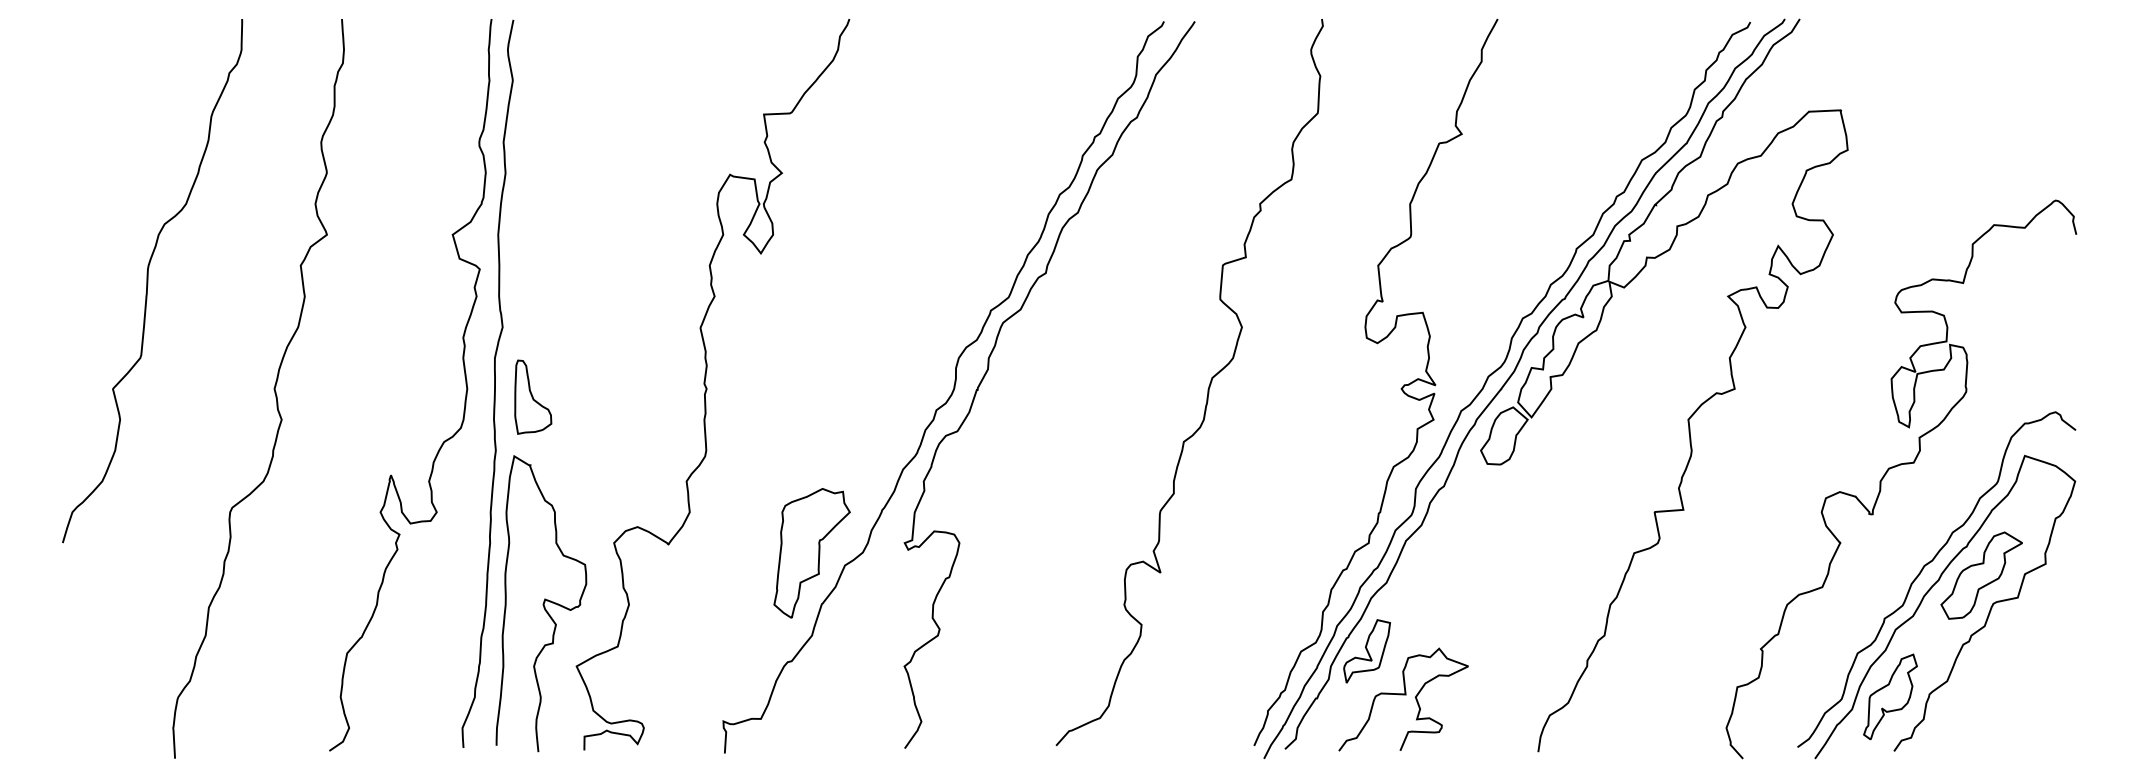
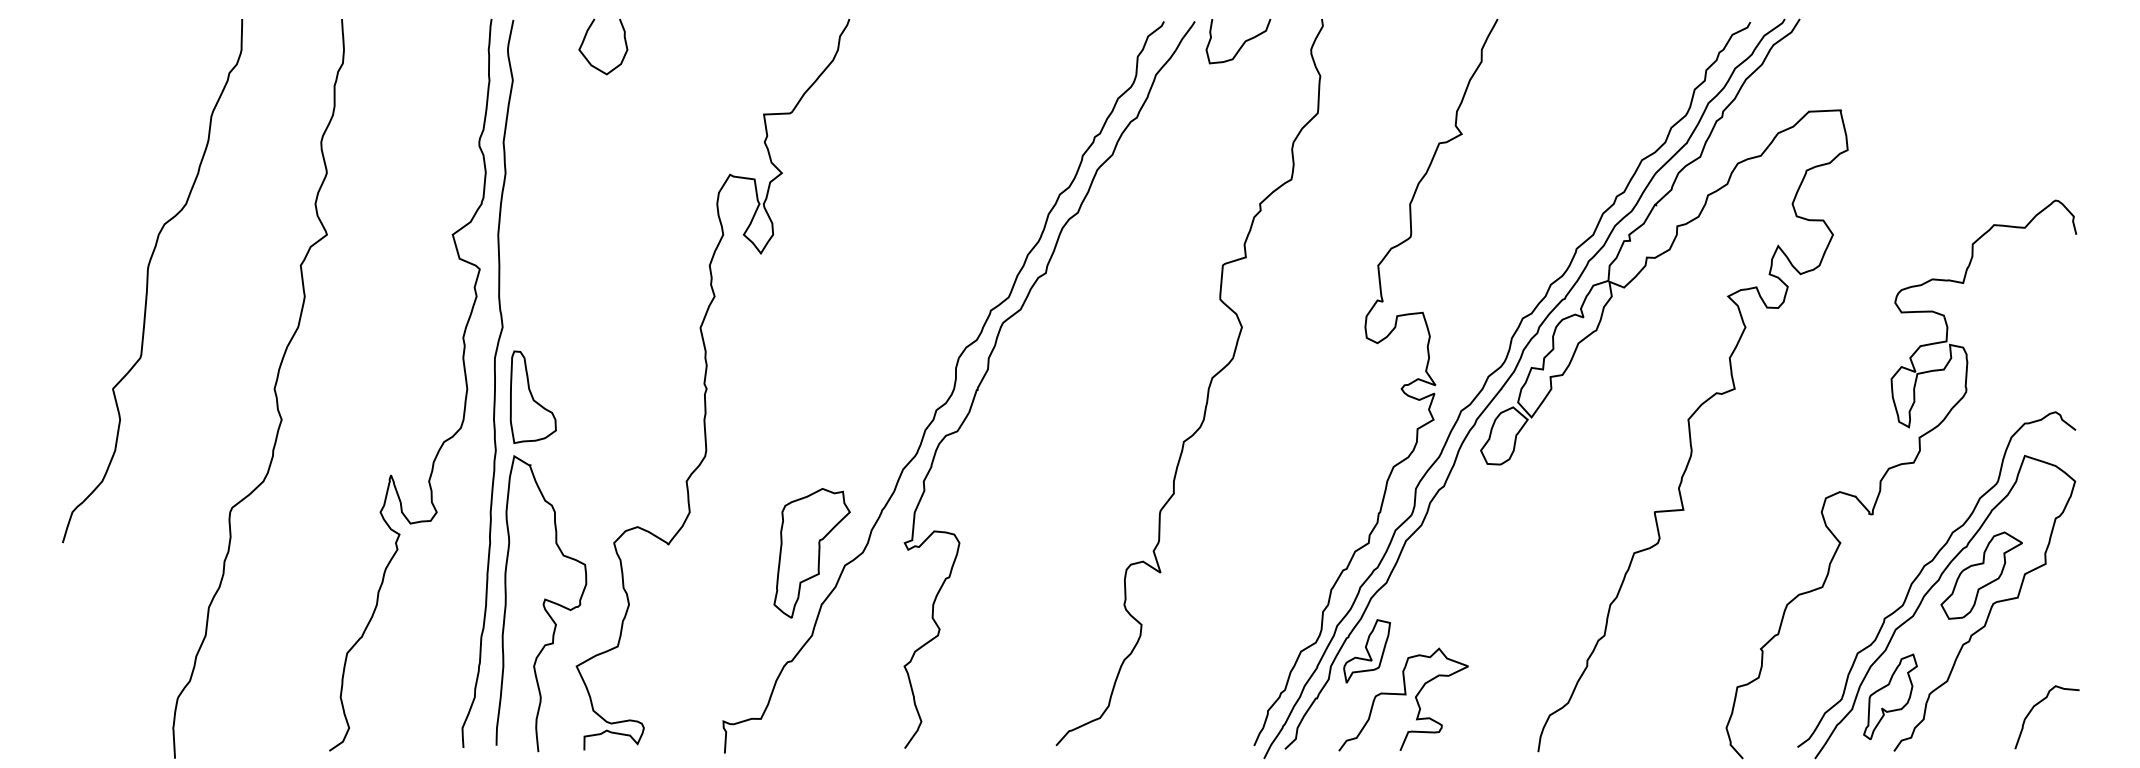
curve: none -> present (584, 41)
curve: none -> present (1242, 43)
part size: 39x76 px -> 48x94 px (532, 396)
curve: none -> present (2038, 704)
